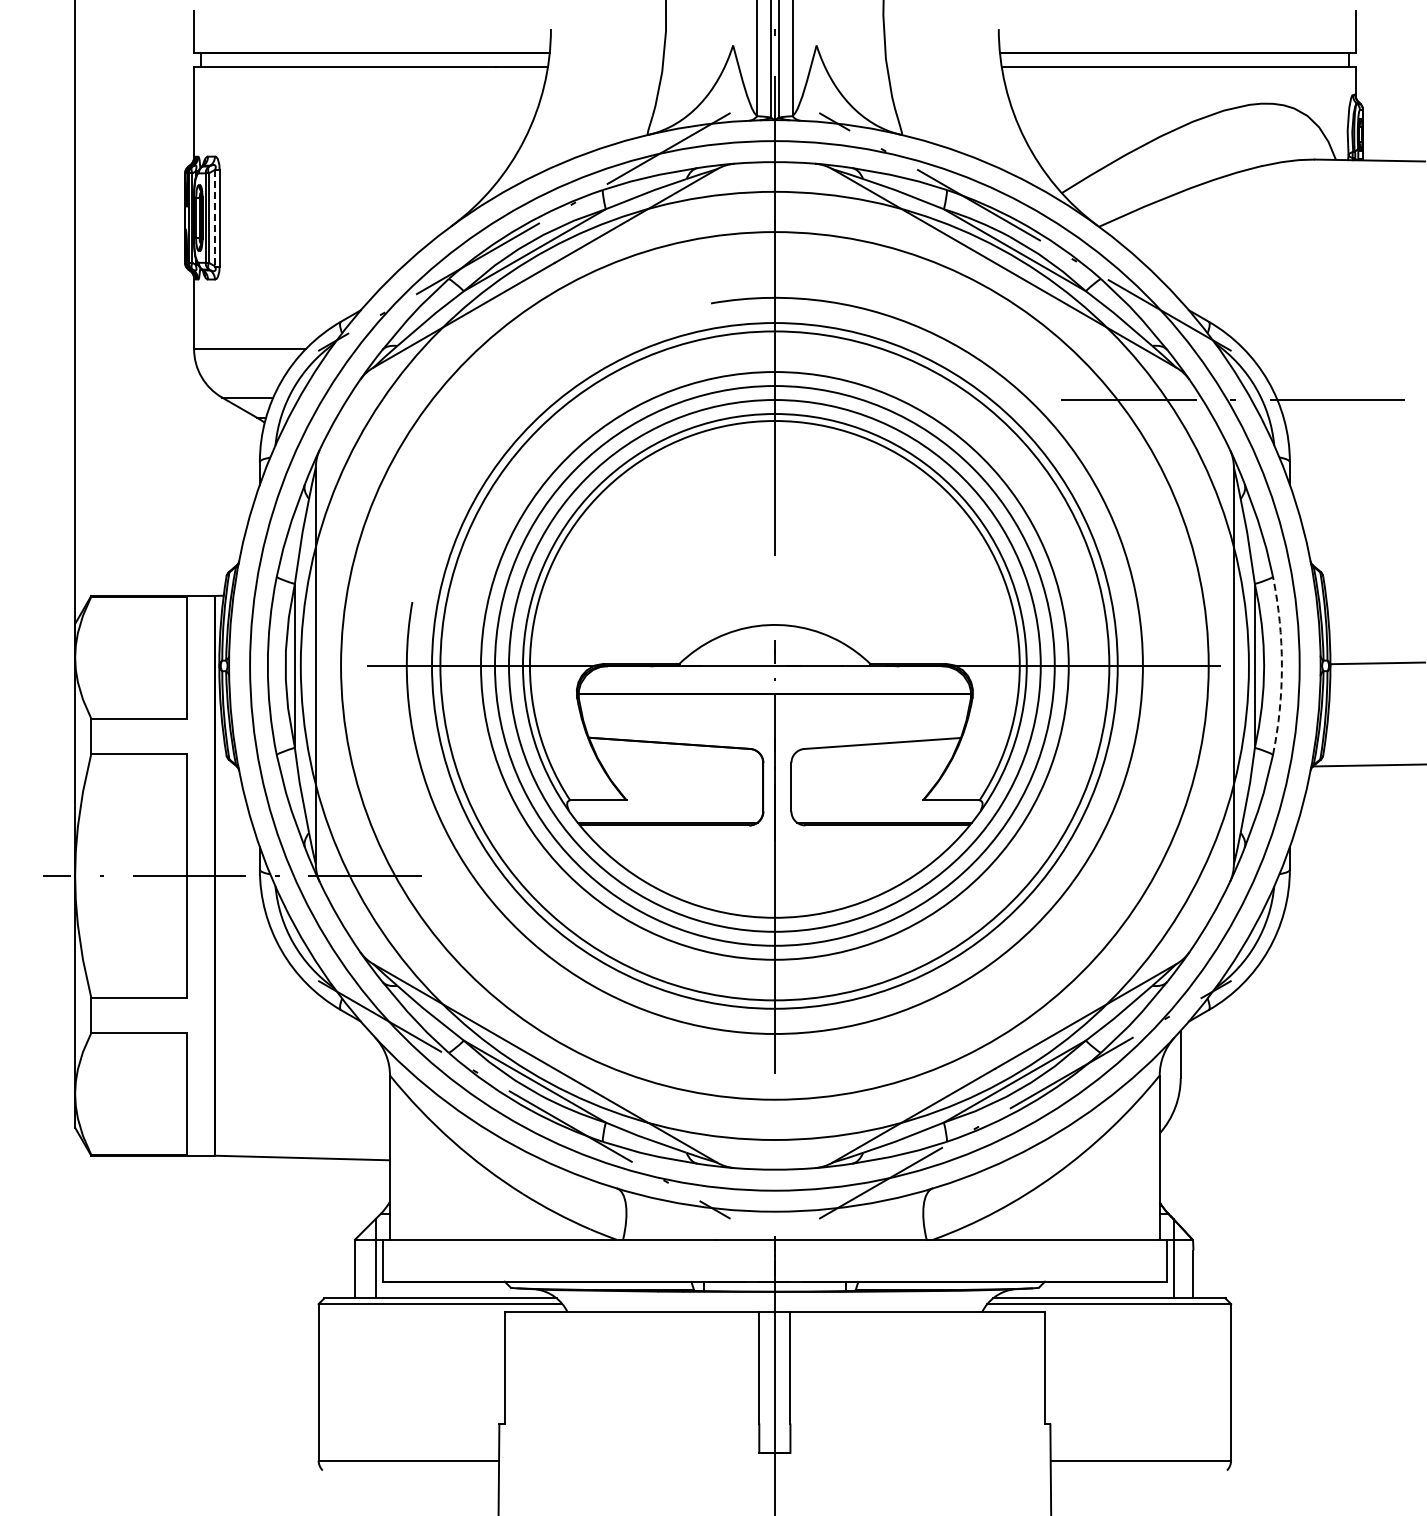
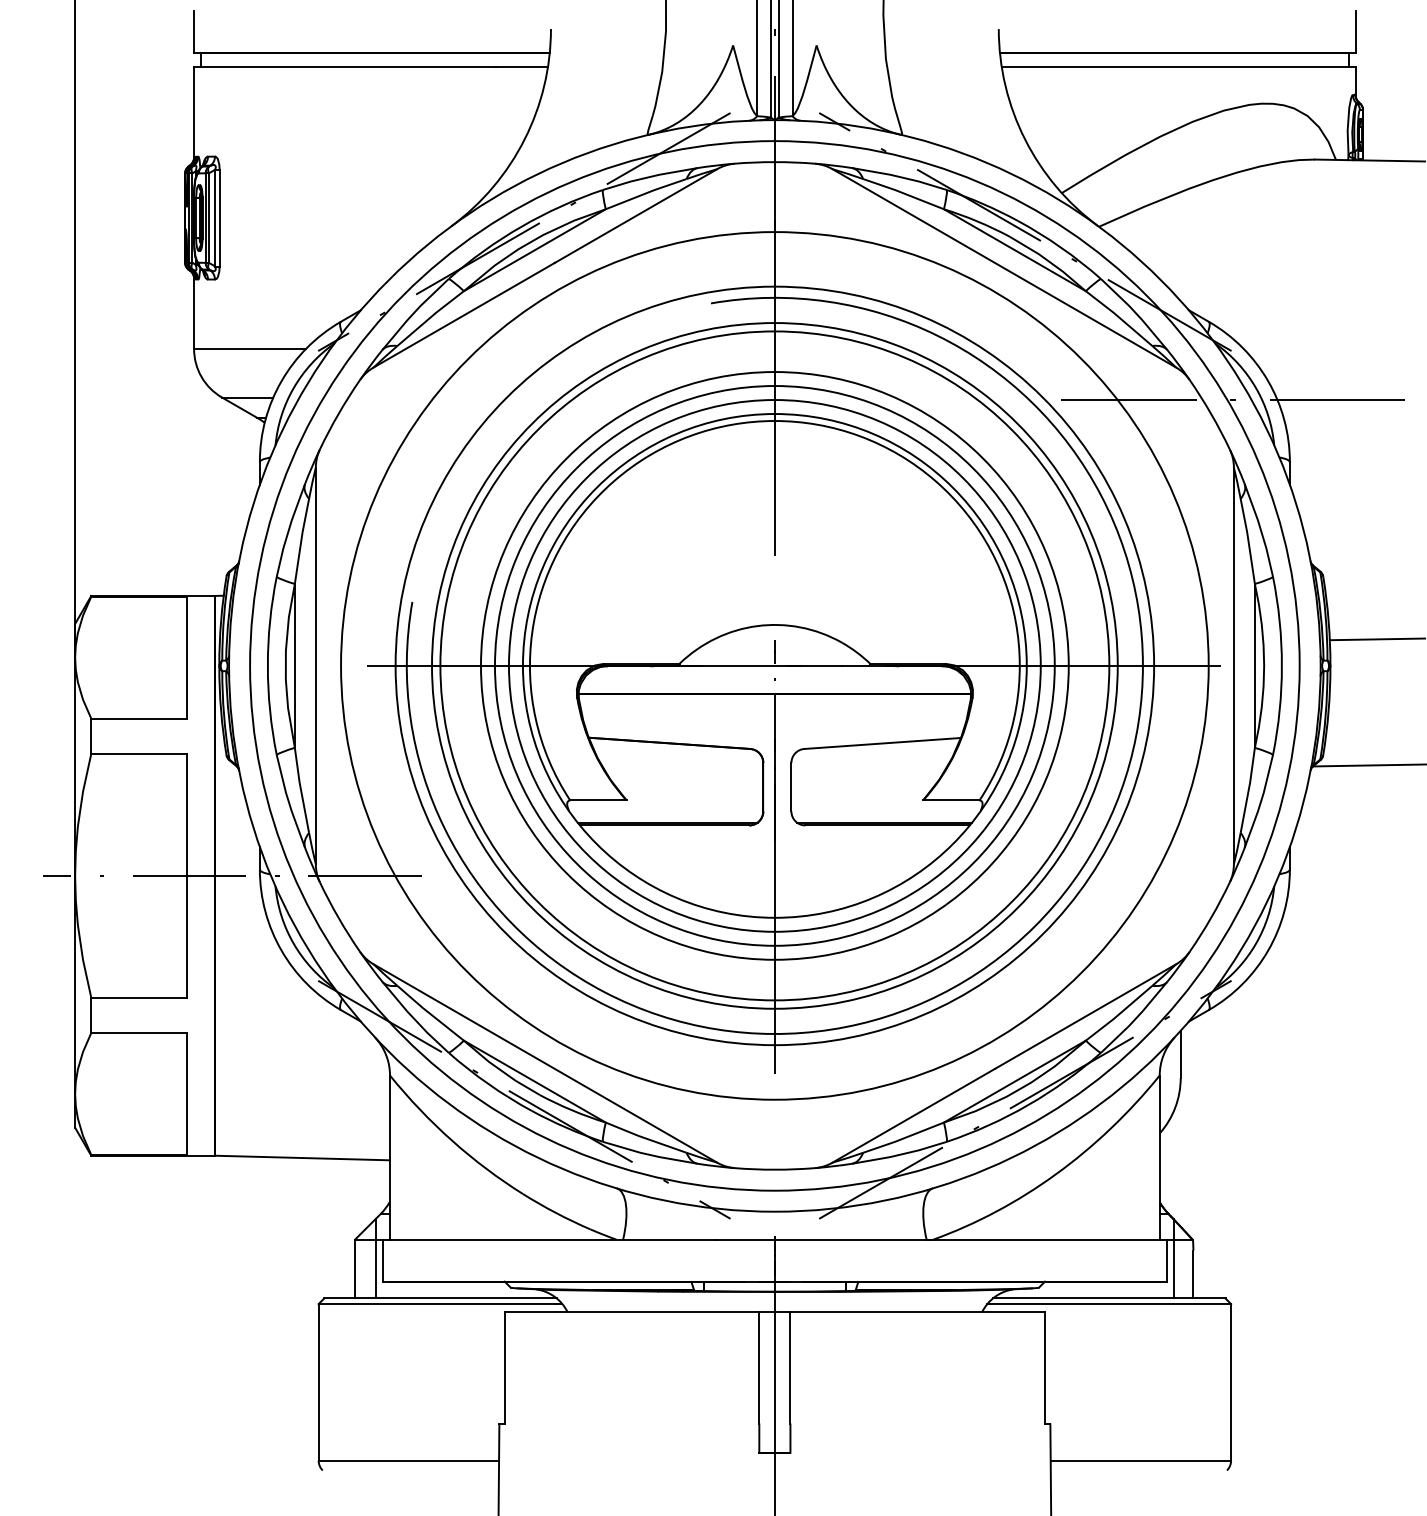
line: dashed -> solid (215, 218)
line position: (1376, 663) -> (1376, 639) (1376, 639)
circle diameter: 948 px -> 759 px (774, 665)
arc: dashed -> solid (1281, 665)
